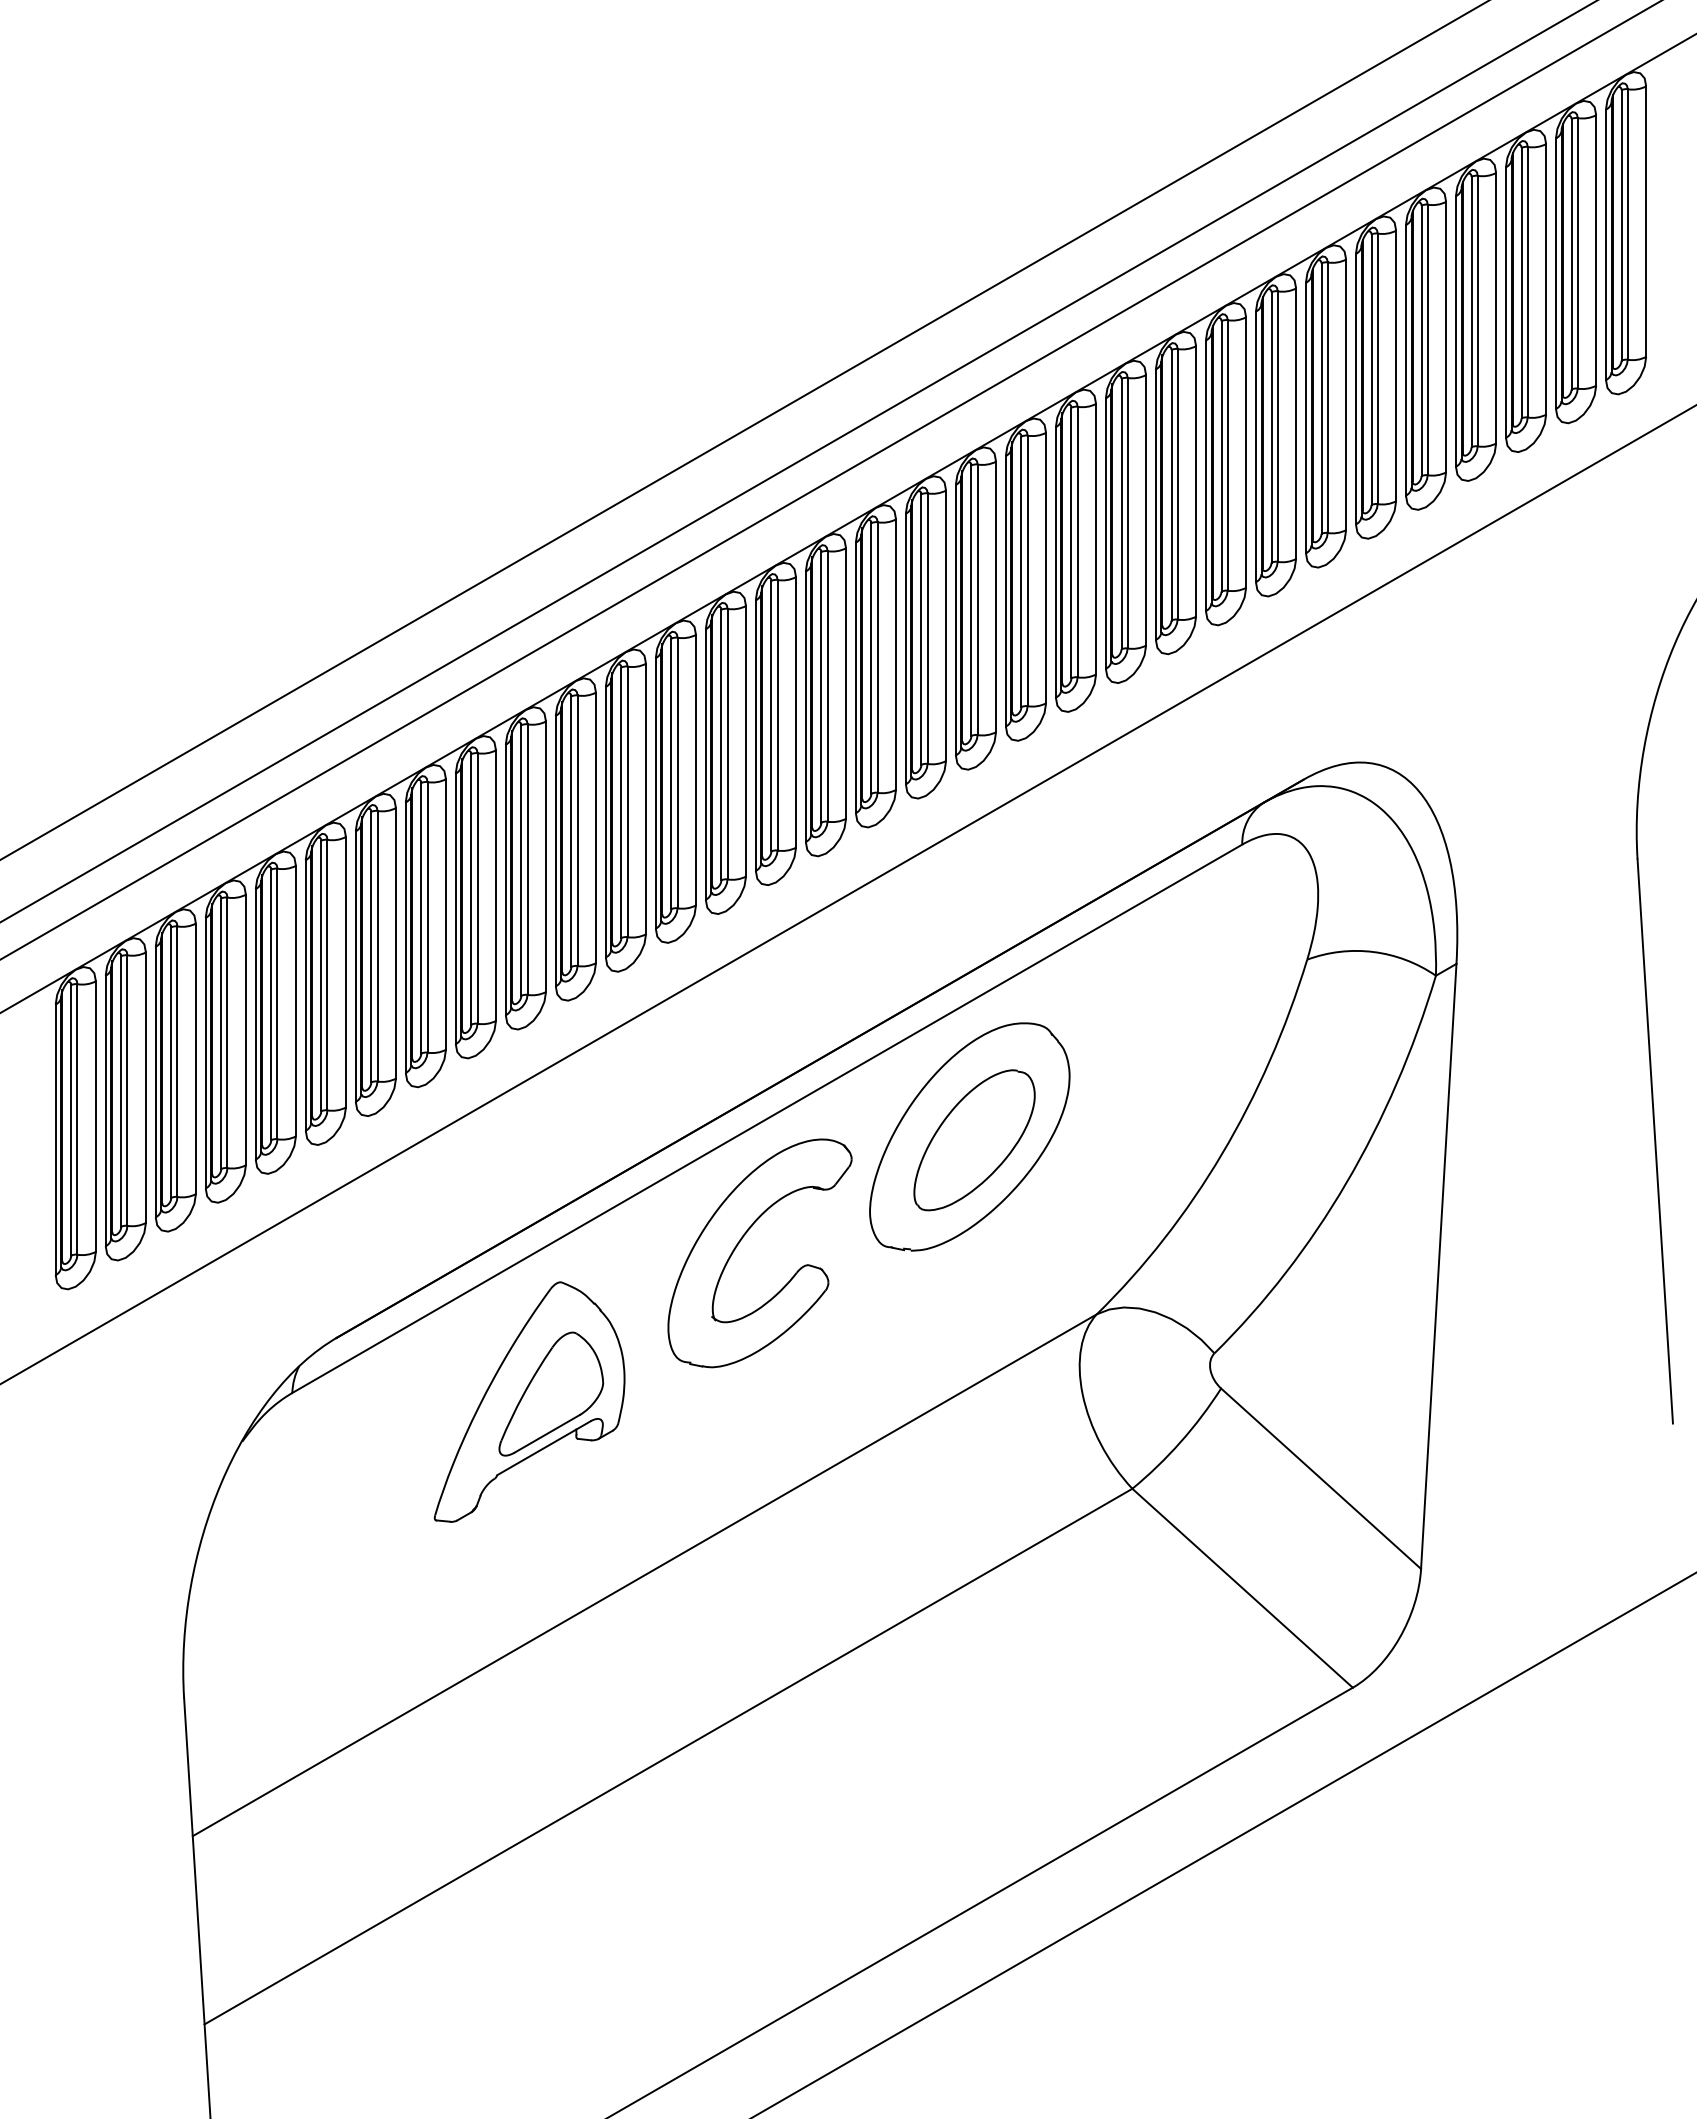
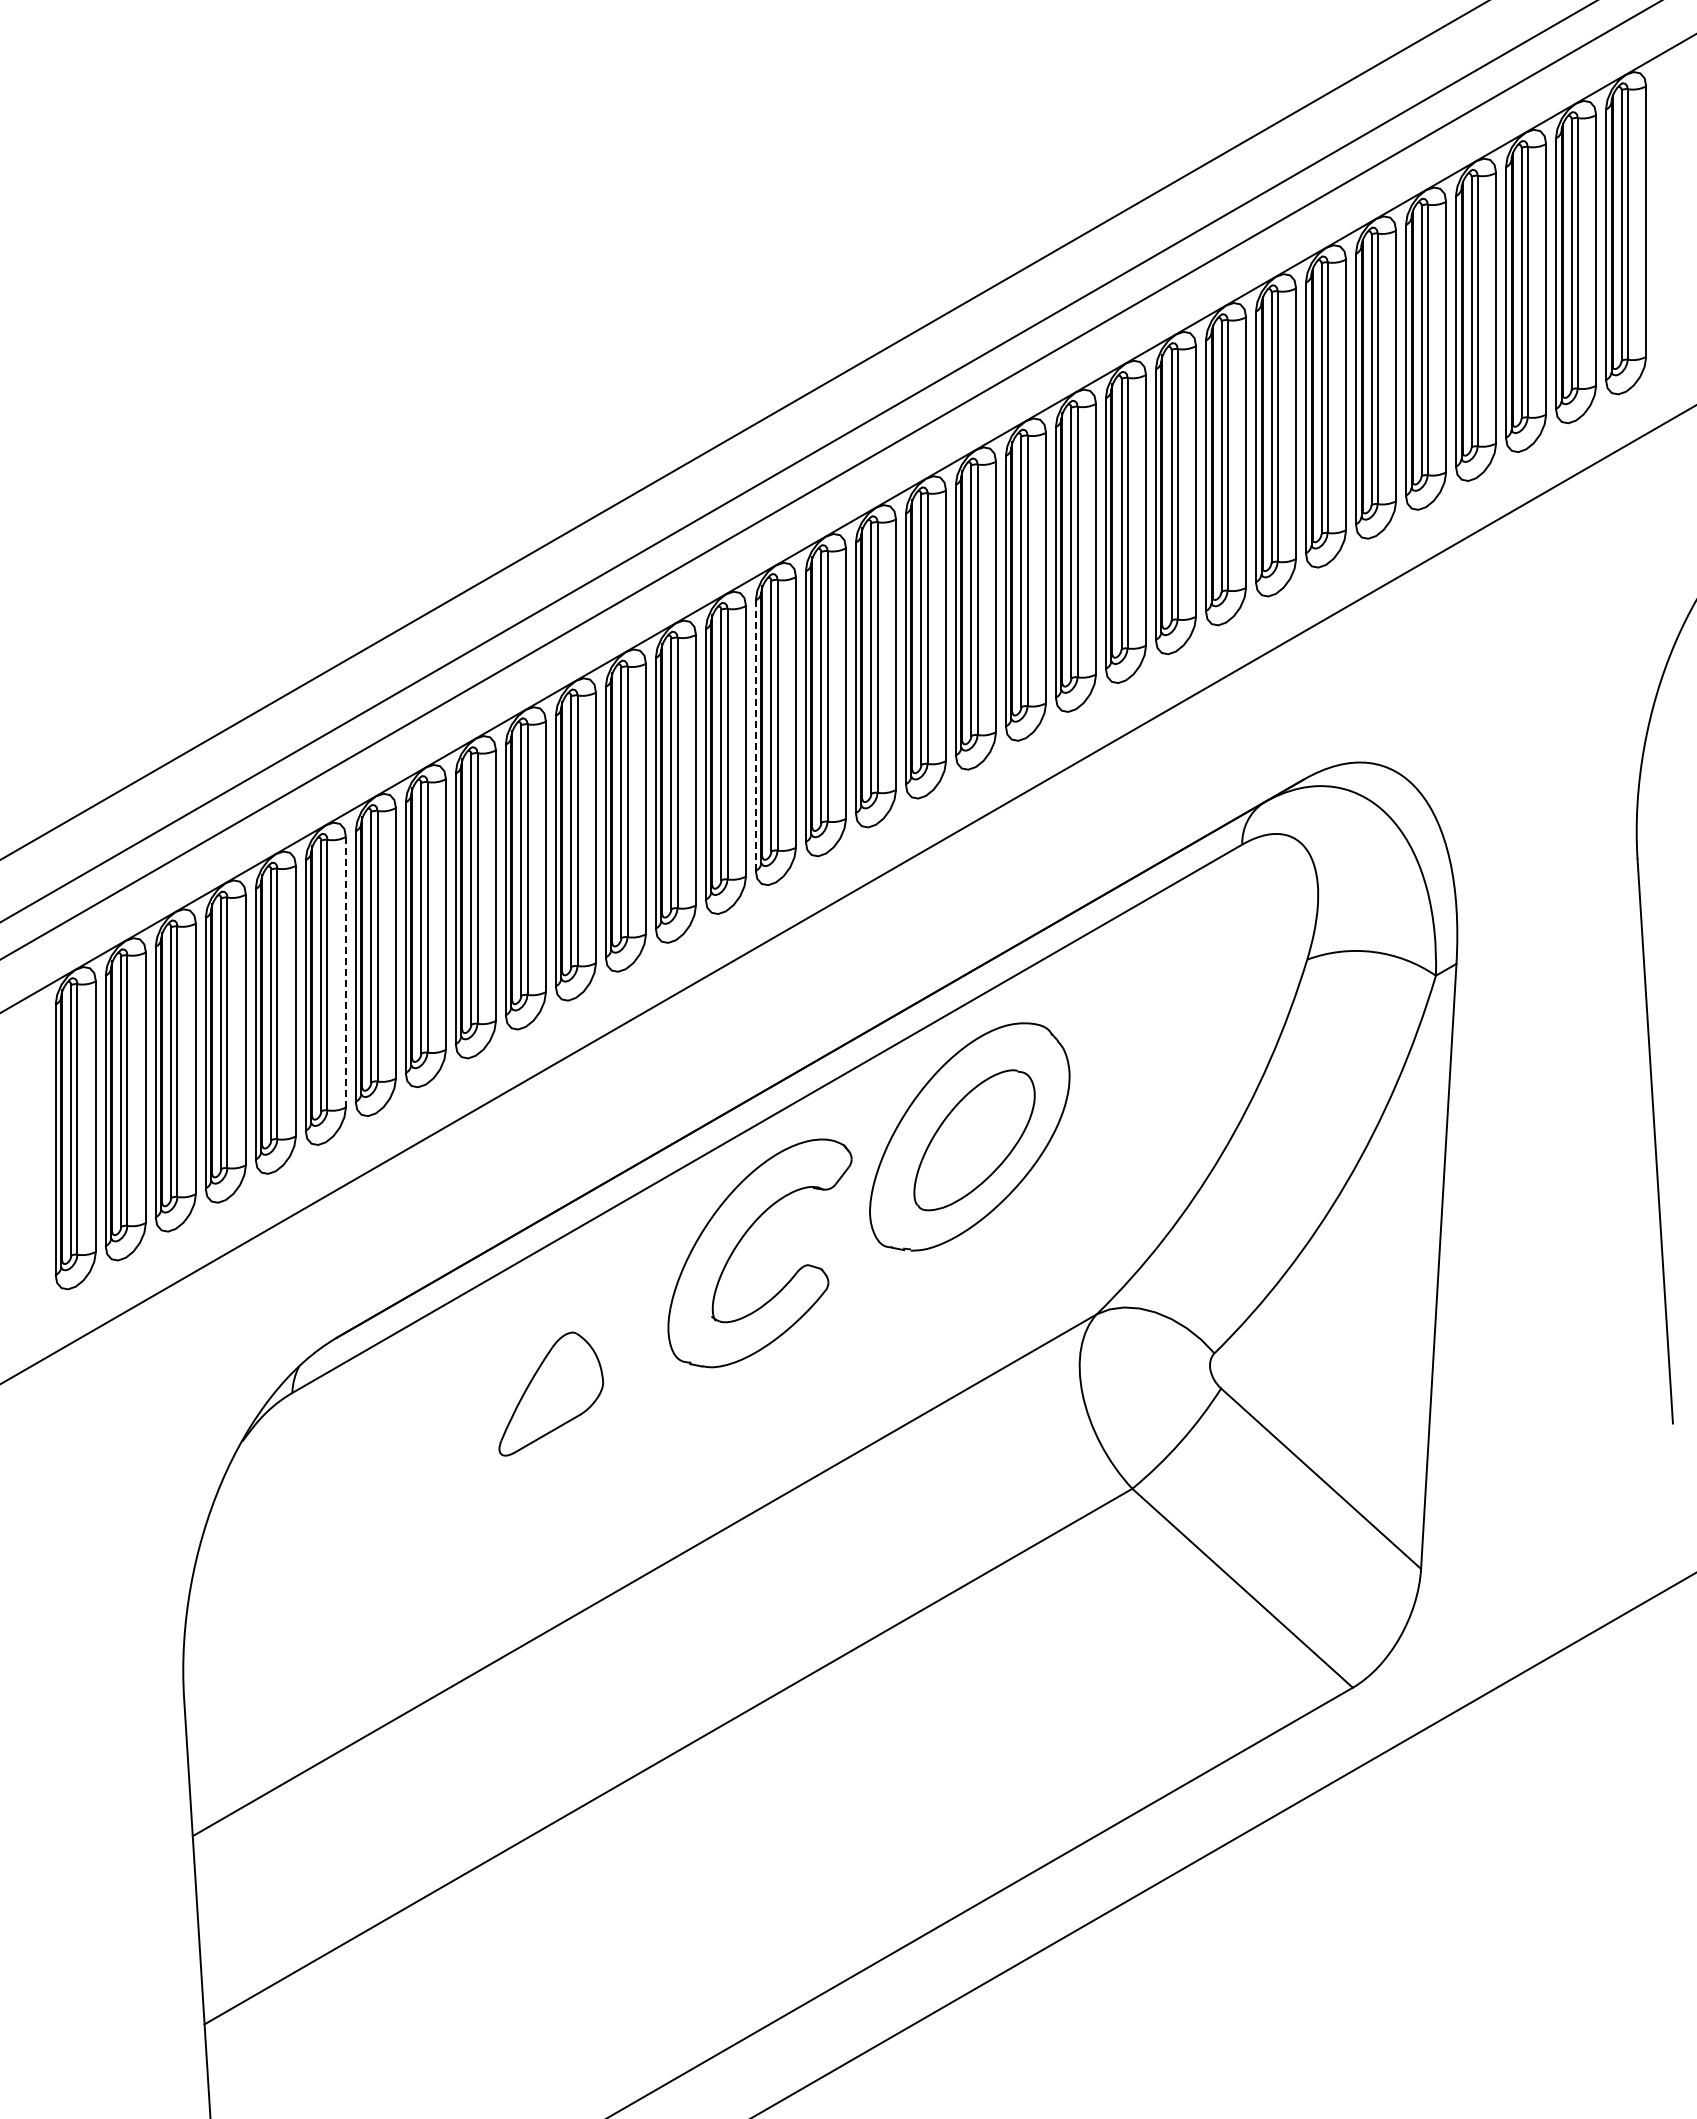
line: solid -> dashed (755, 735)
line: solid -> dashed (345, 972)
part: present -> none (529, 1401)
